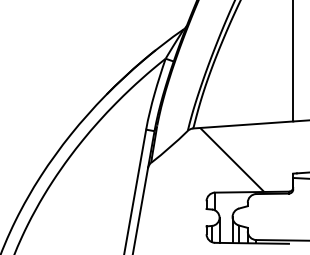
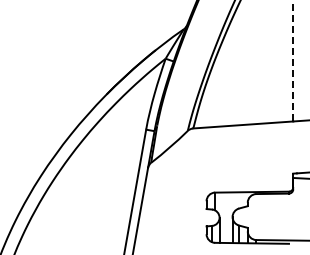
line: solid -> dashed (293, 60)
hatch: present -> none (232, 159)
